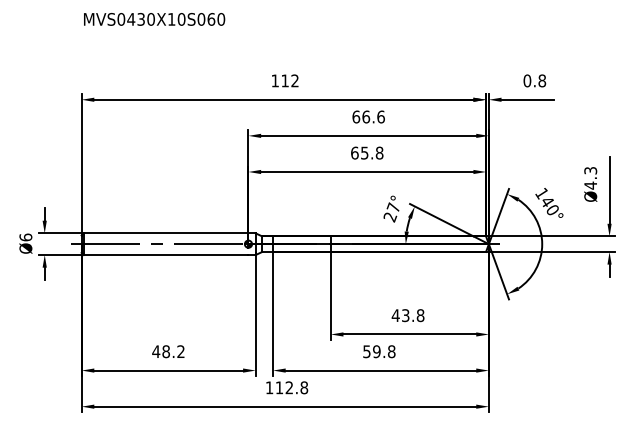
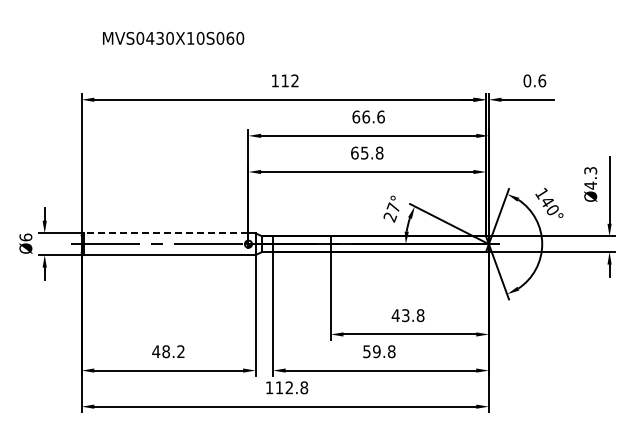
text position: (154, 19) -> (173, 38) (173, 38)
text: 0.8 -> 0.6 (542, 80)
line: solid -> dashed (165, 233)
